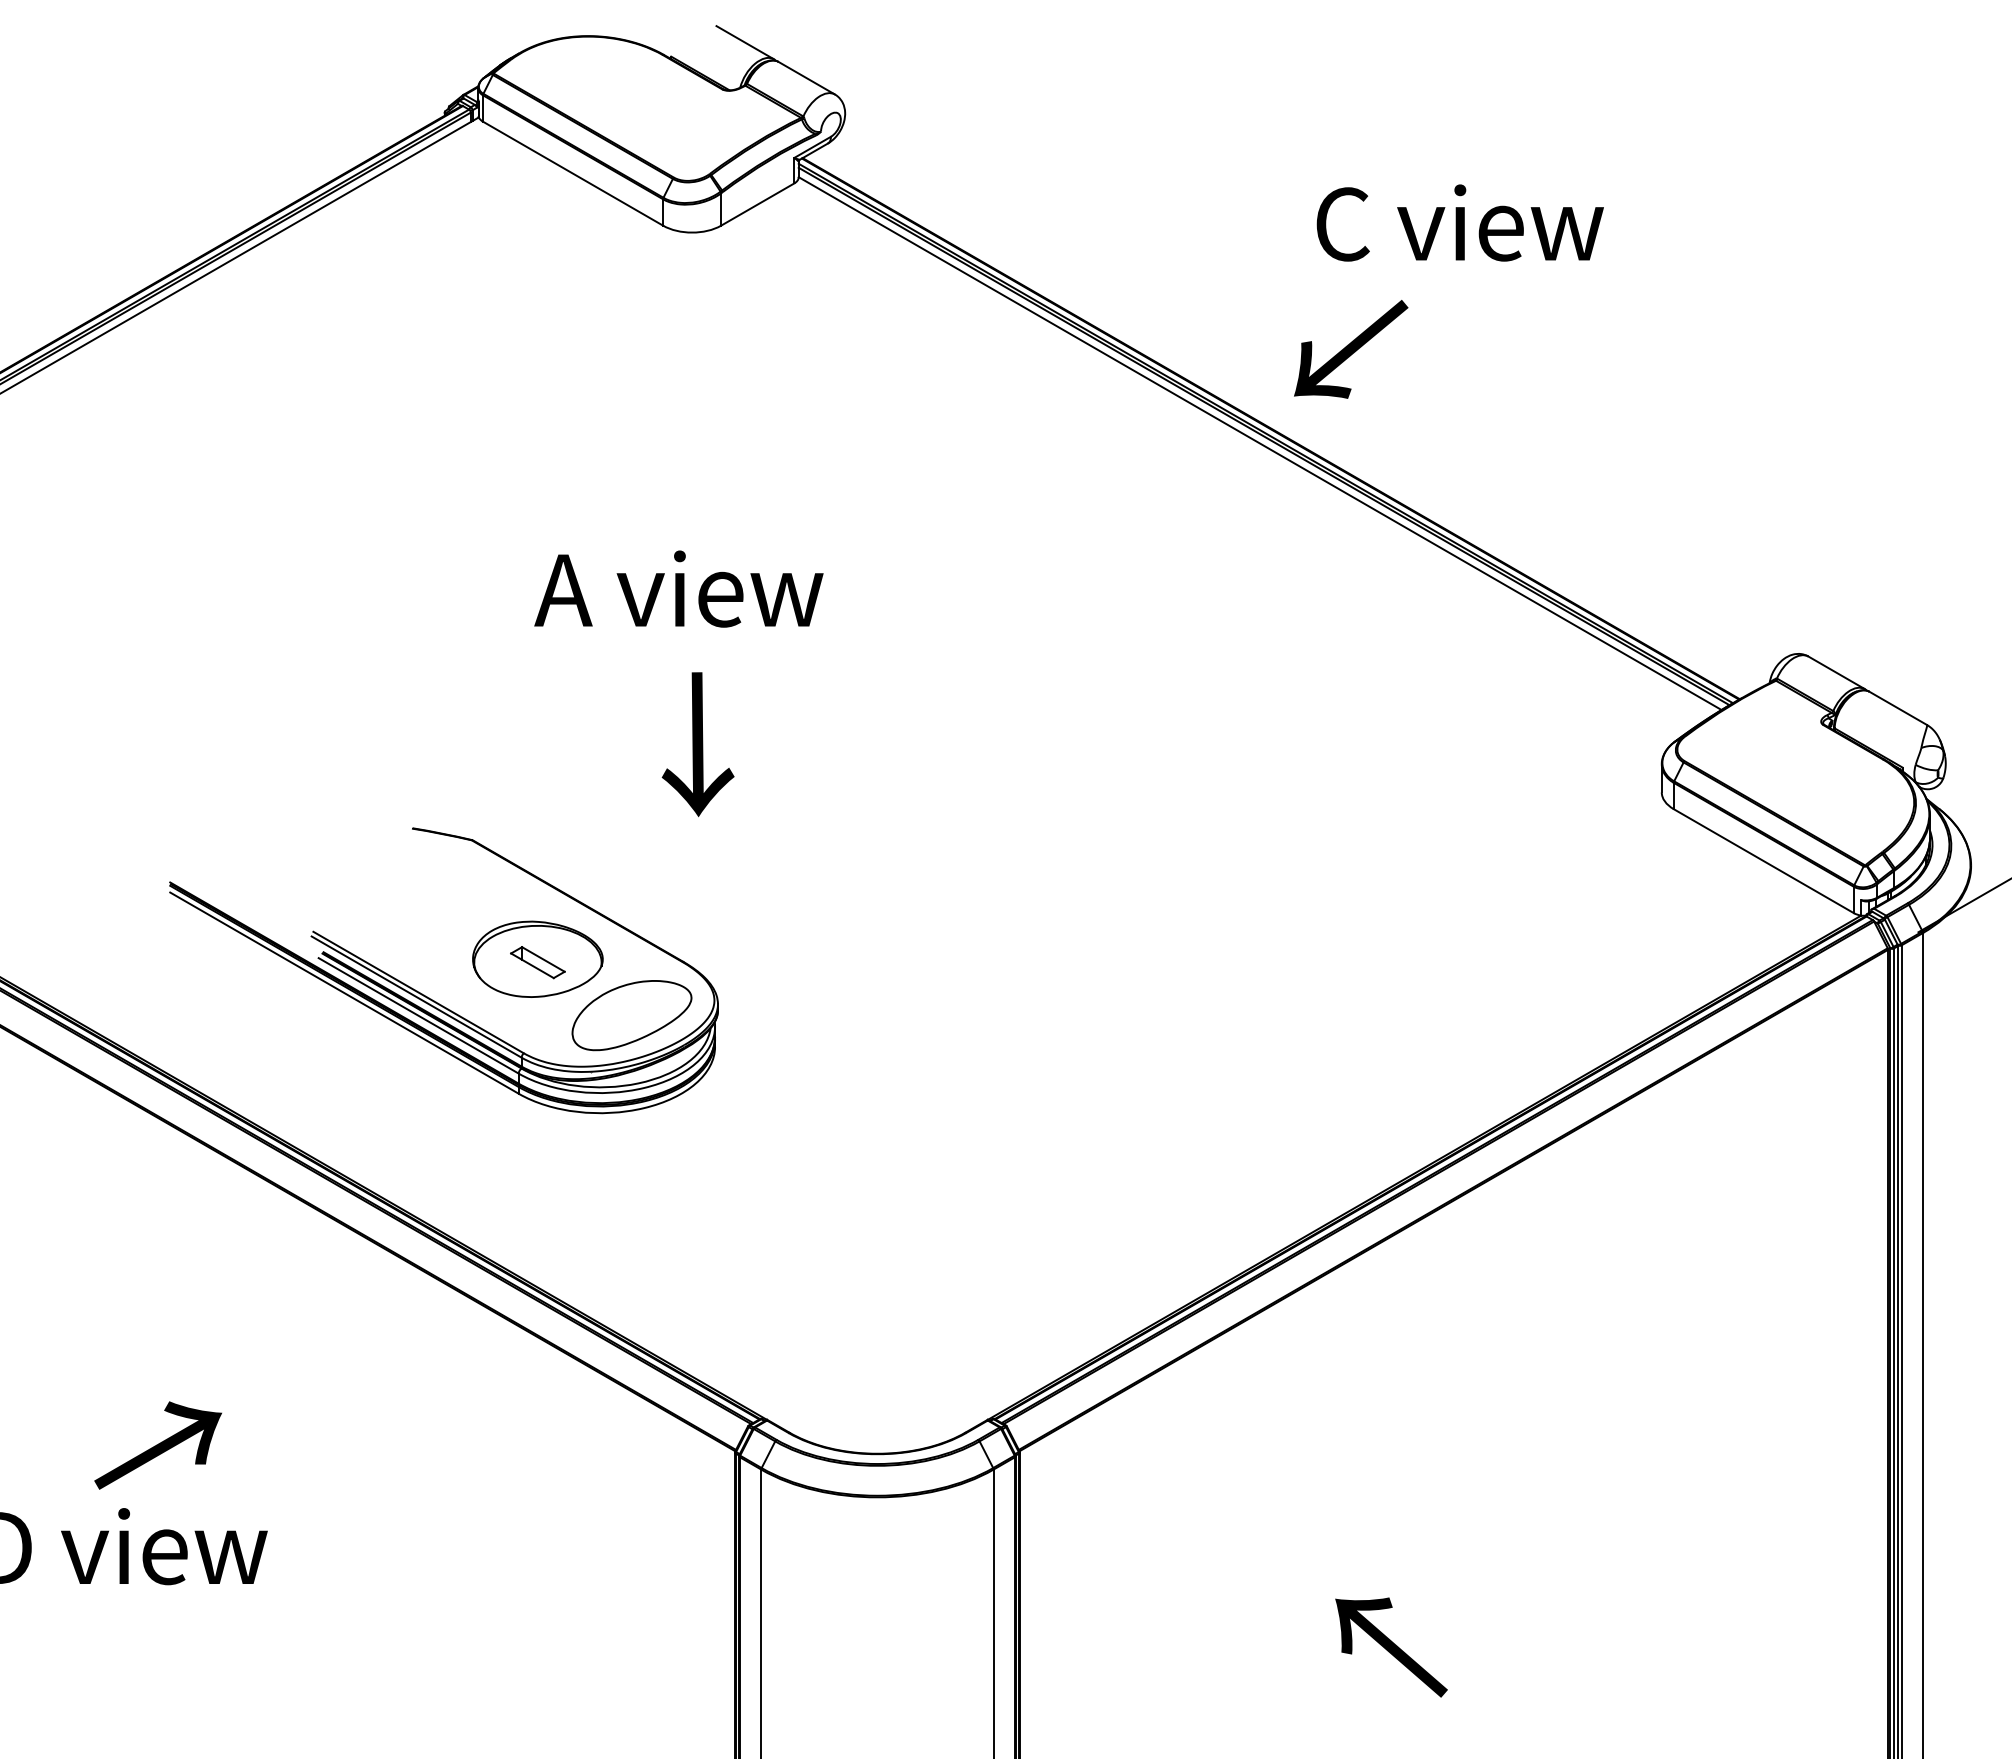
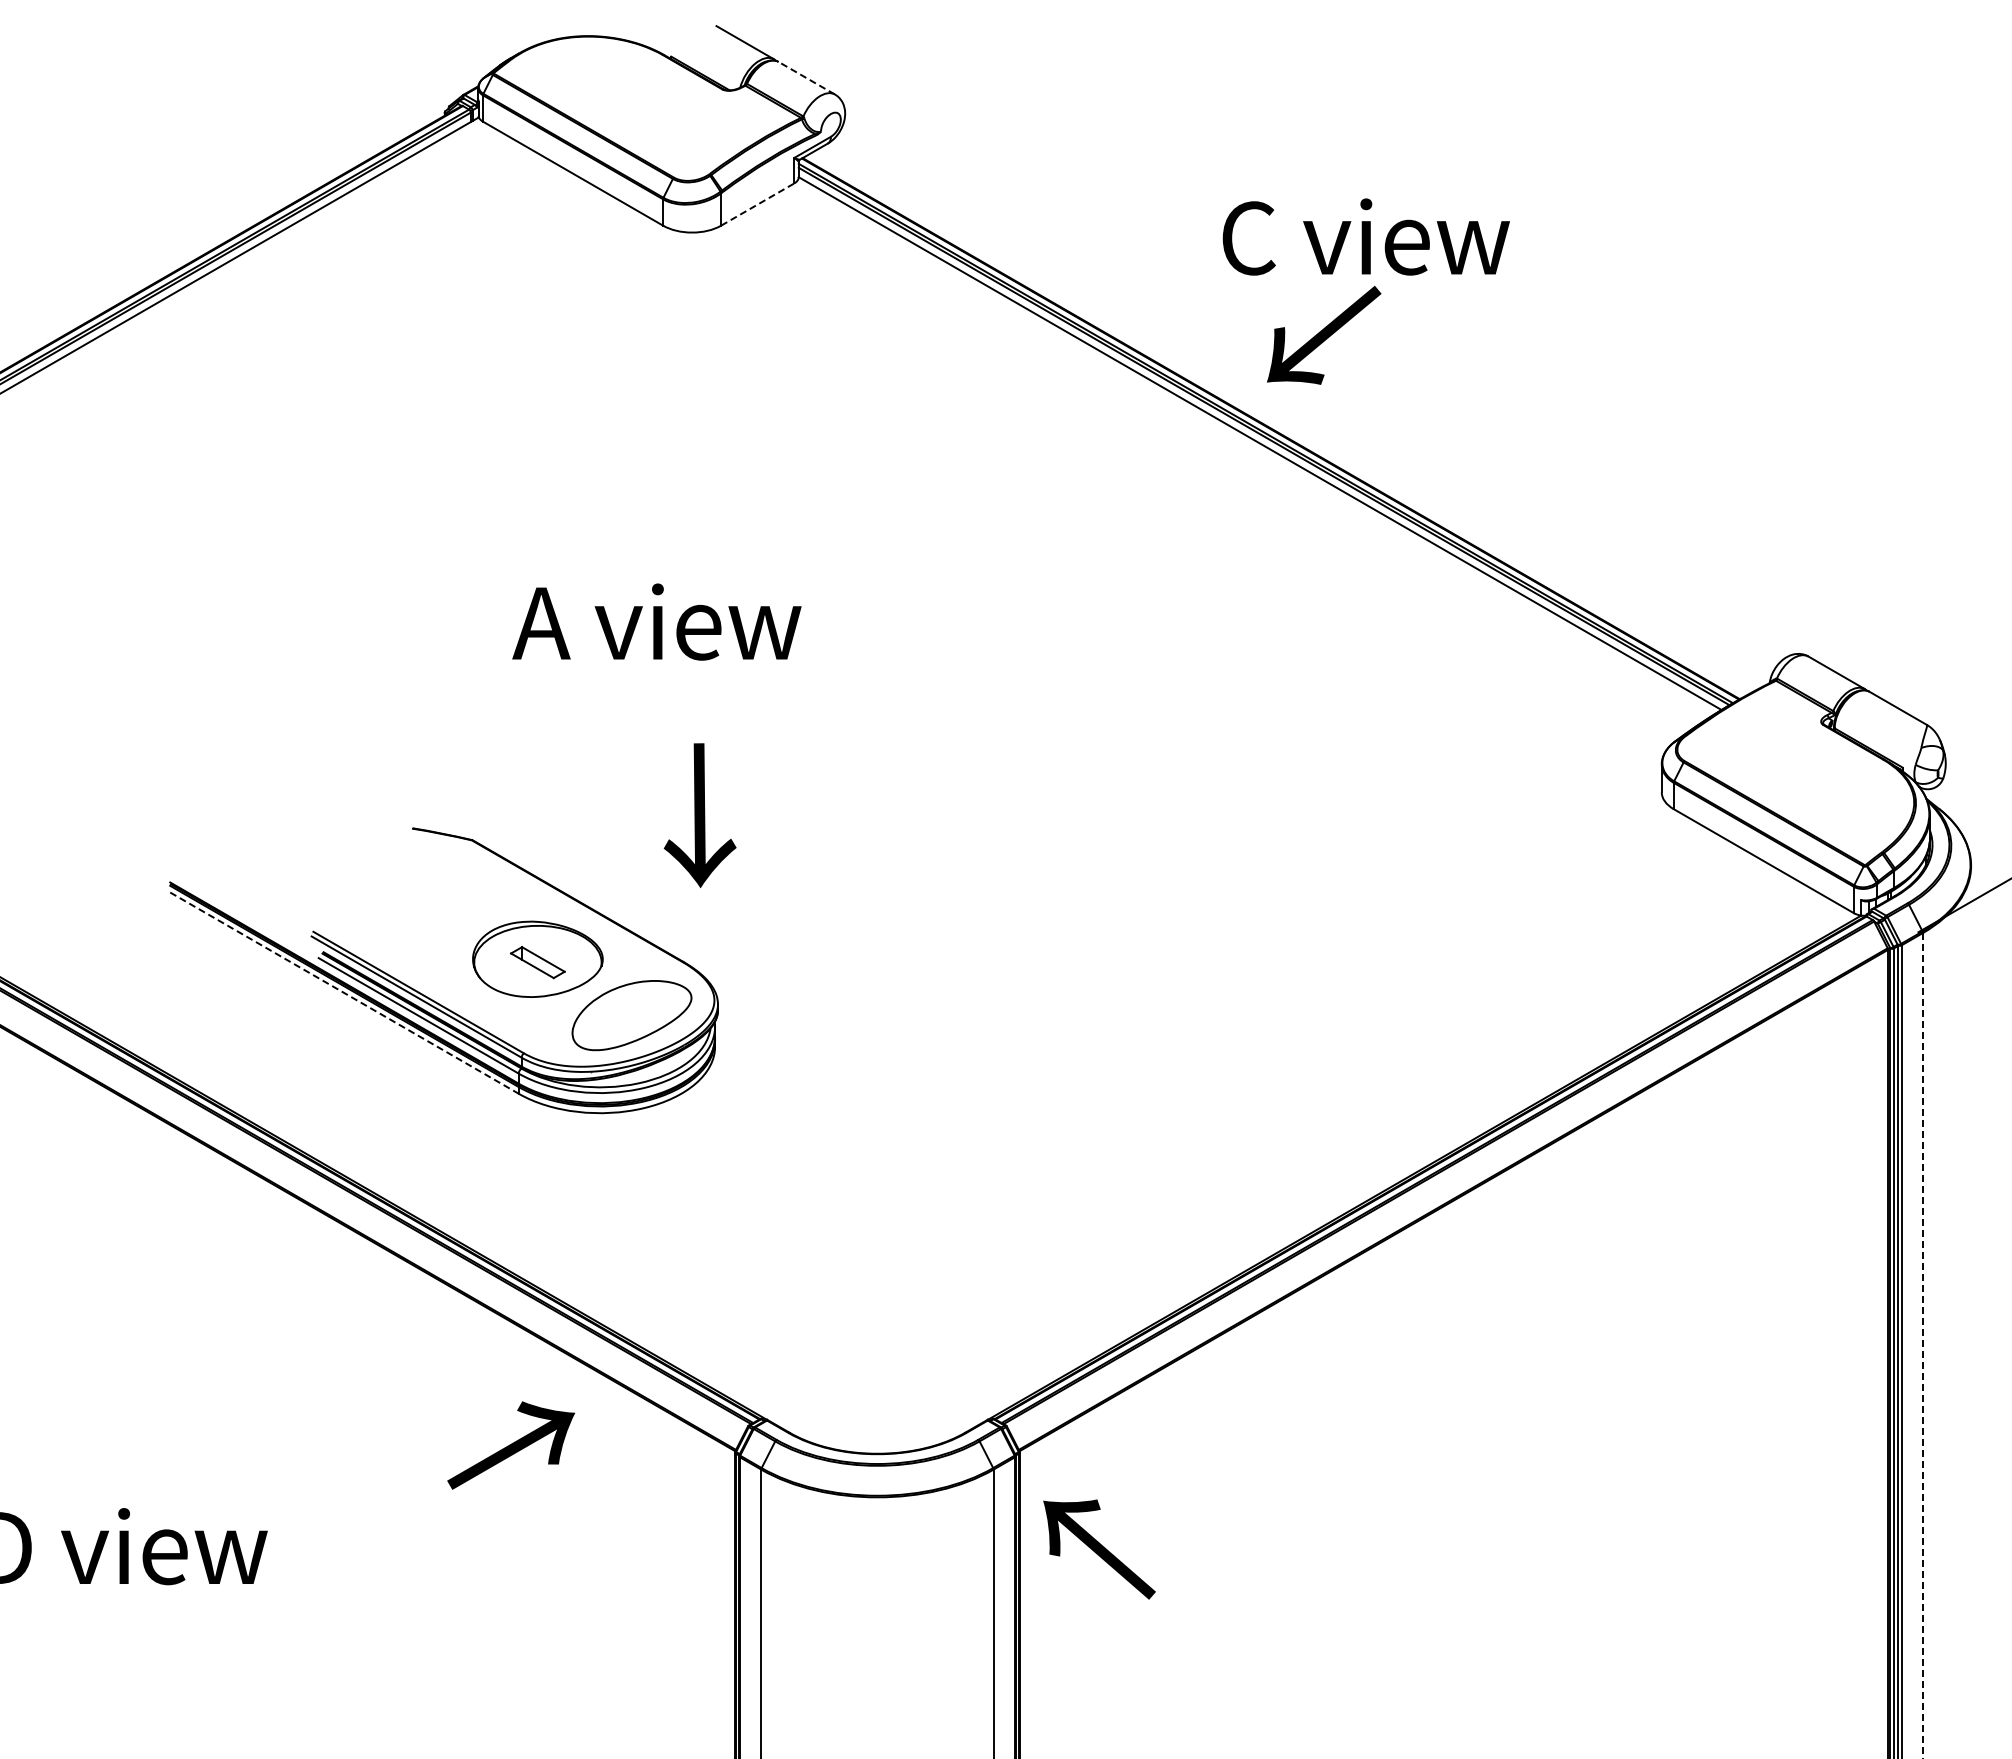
line: solid -> dashed (806, 78)
line: solid -> dashed (758, 204)
text position: (1459, 222) -> (1365, 236) (1365, 236)
text position: (1351, 349) -> (1324, 335) (1324, 335)
text position: (678, 588) -> (656, 621) (656, 621)
text position: (697, 744) -> (699, 815) (699, 815)
line: solid -> dashed (344, 993)
line: solid -> dashed (1923, 1345)
text position: (157, 1445) -> (510, 1445) (510, 1445)
text position: (1391, 1647) -> (1099, 1549) (1099, 1549)
